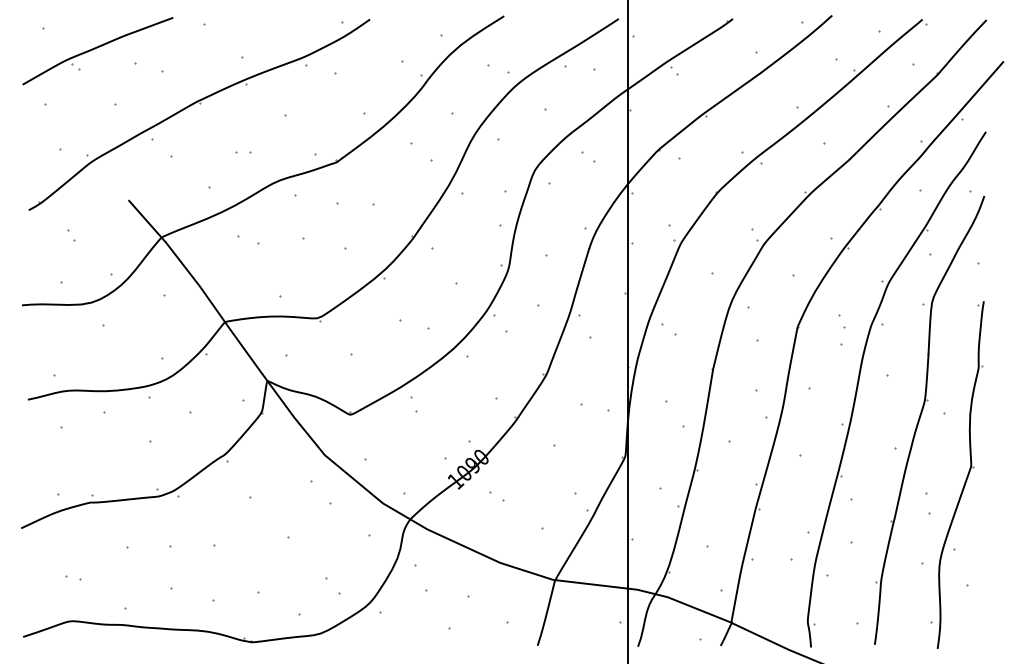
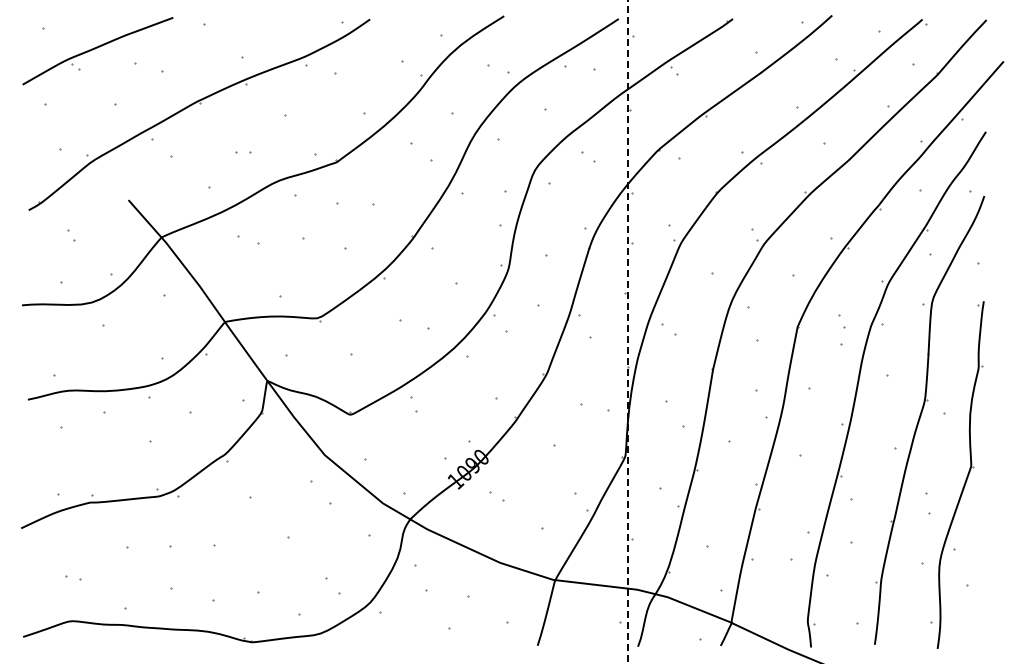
line: solid -> dashed (628, 332)
